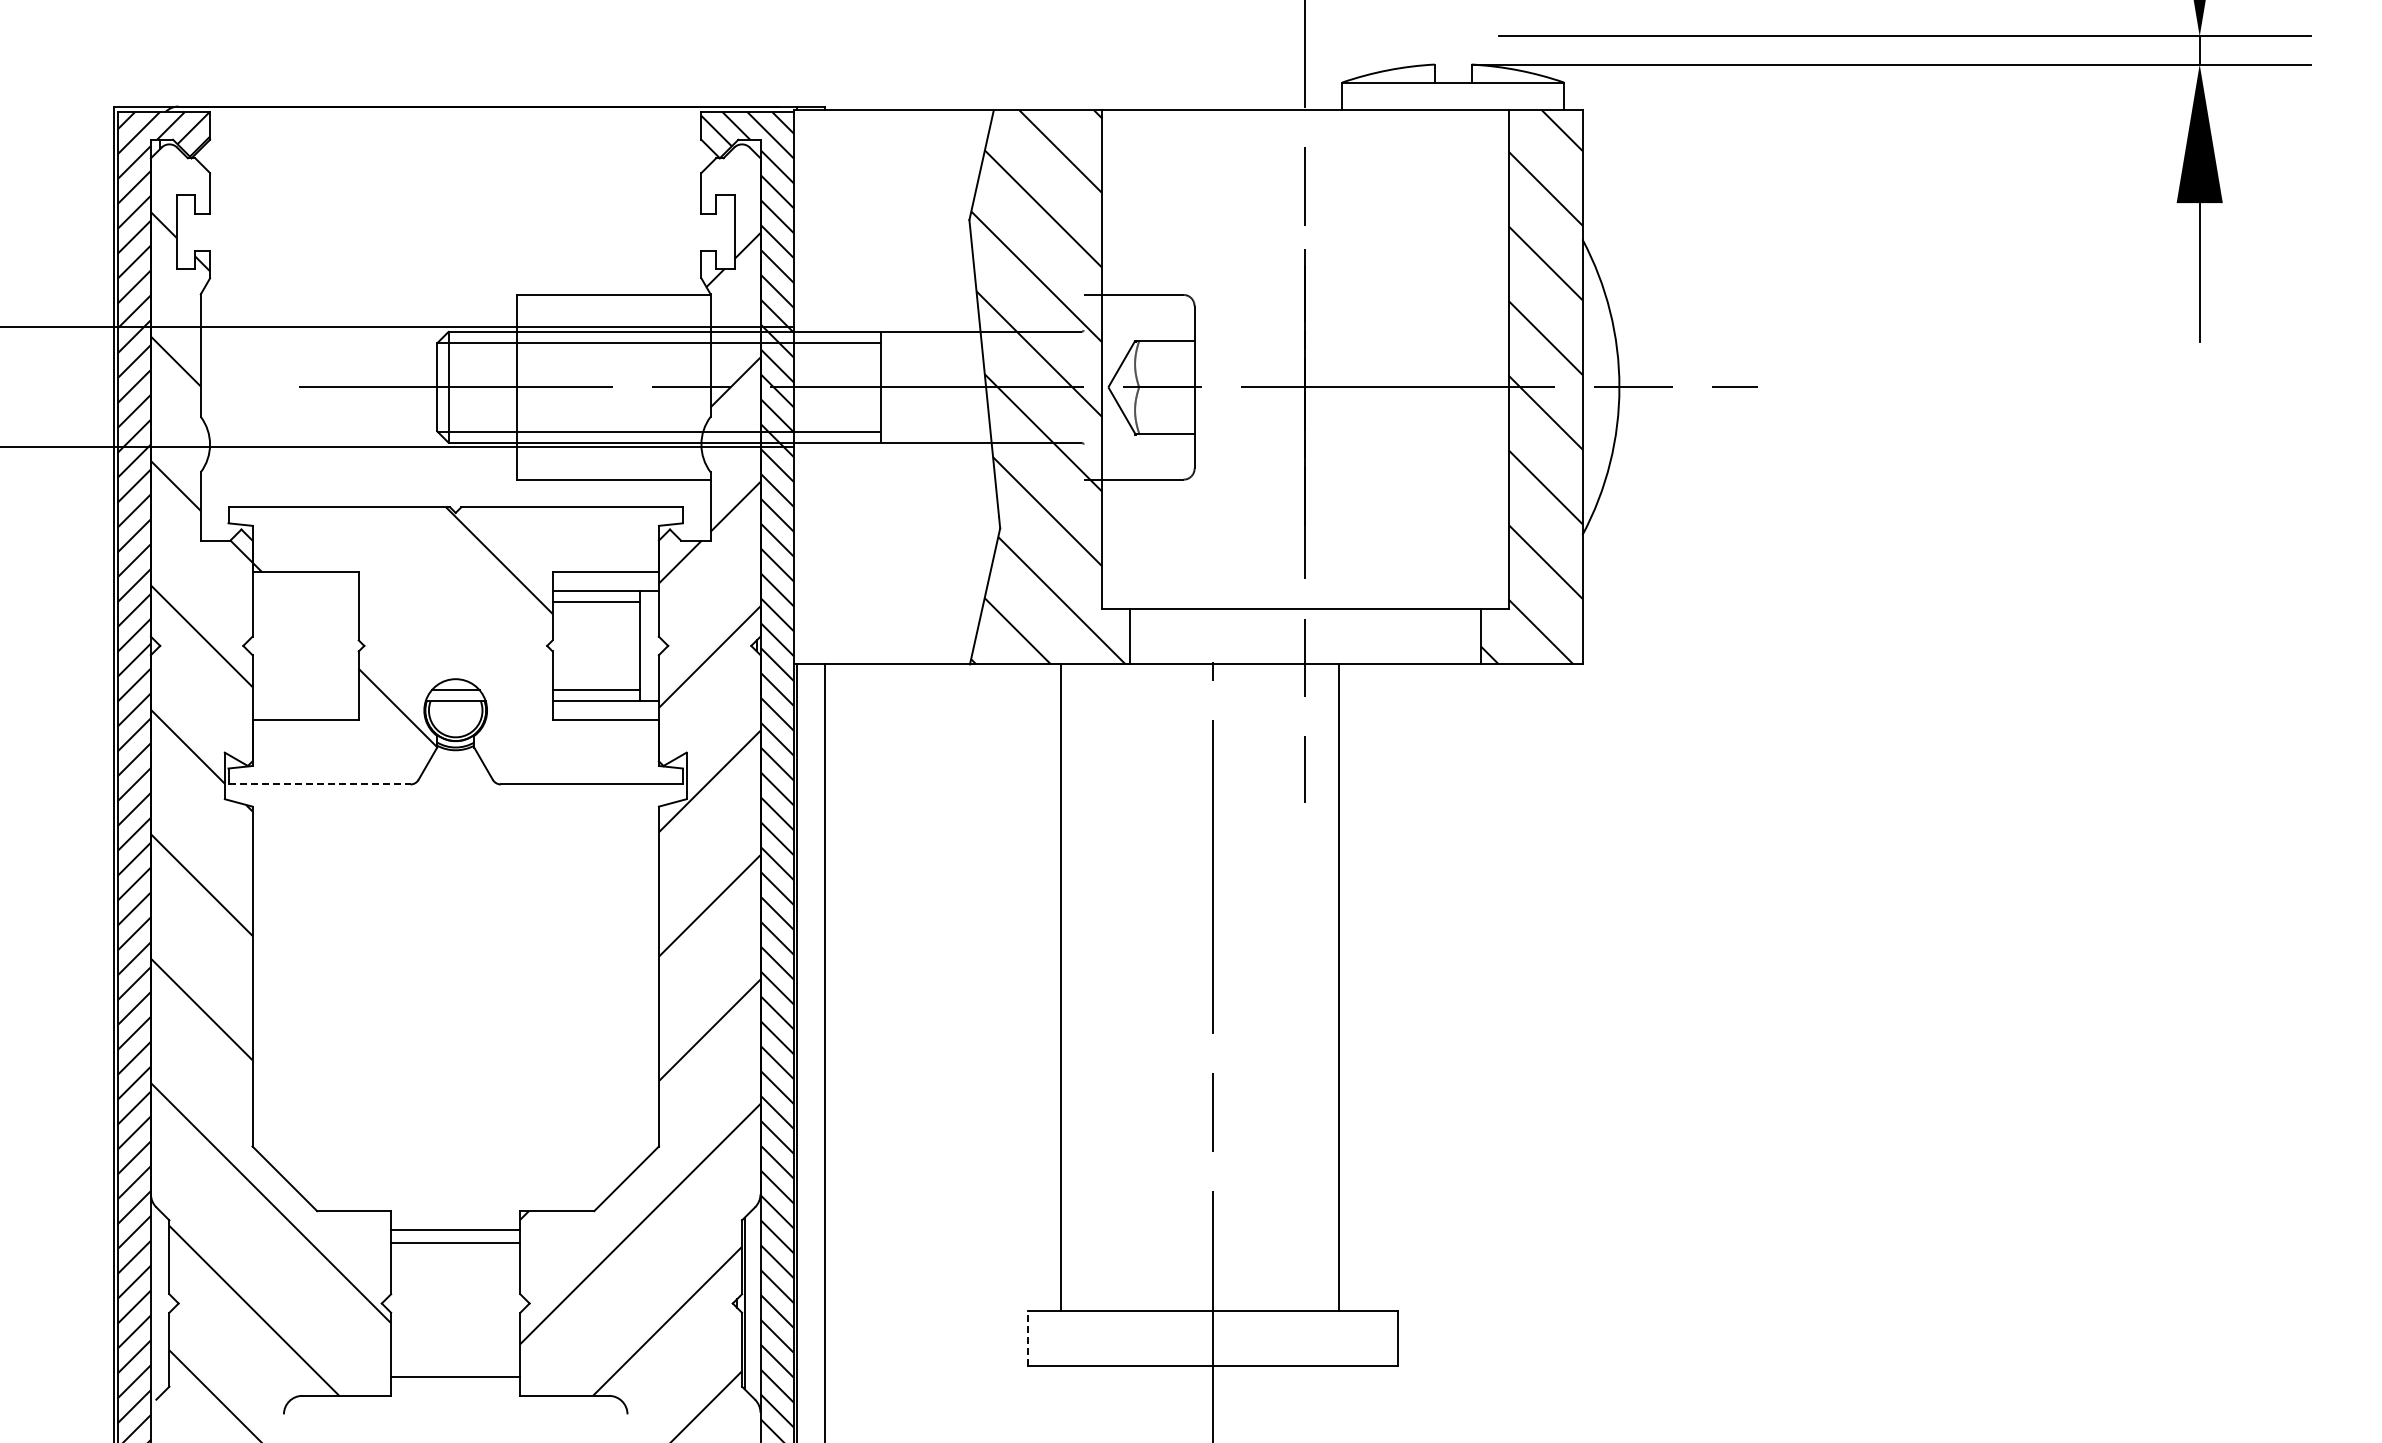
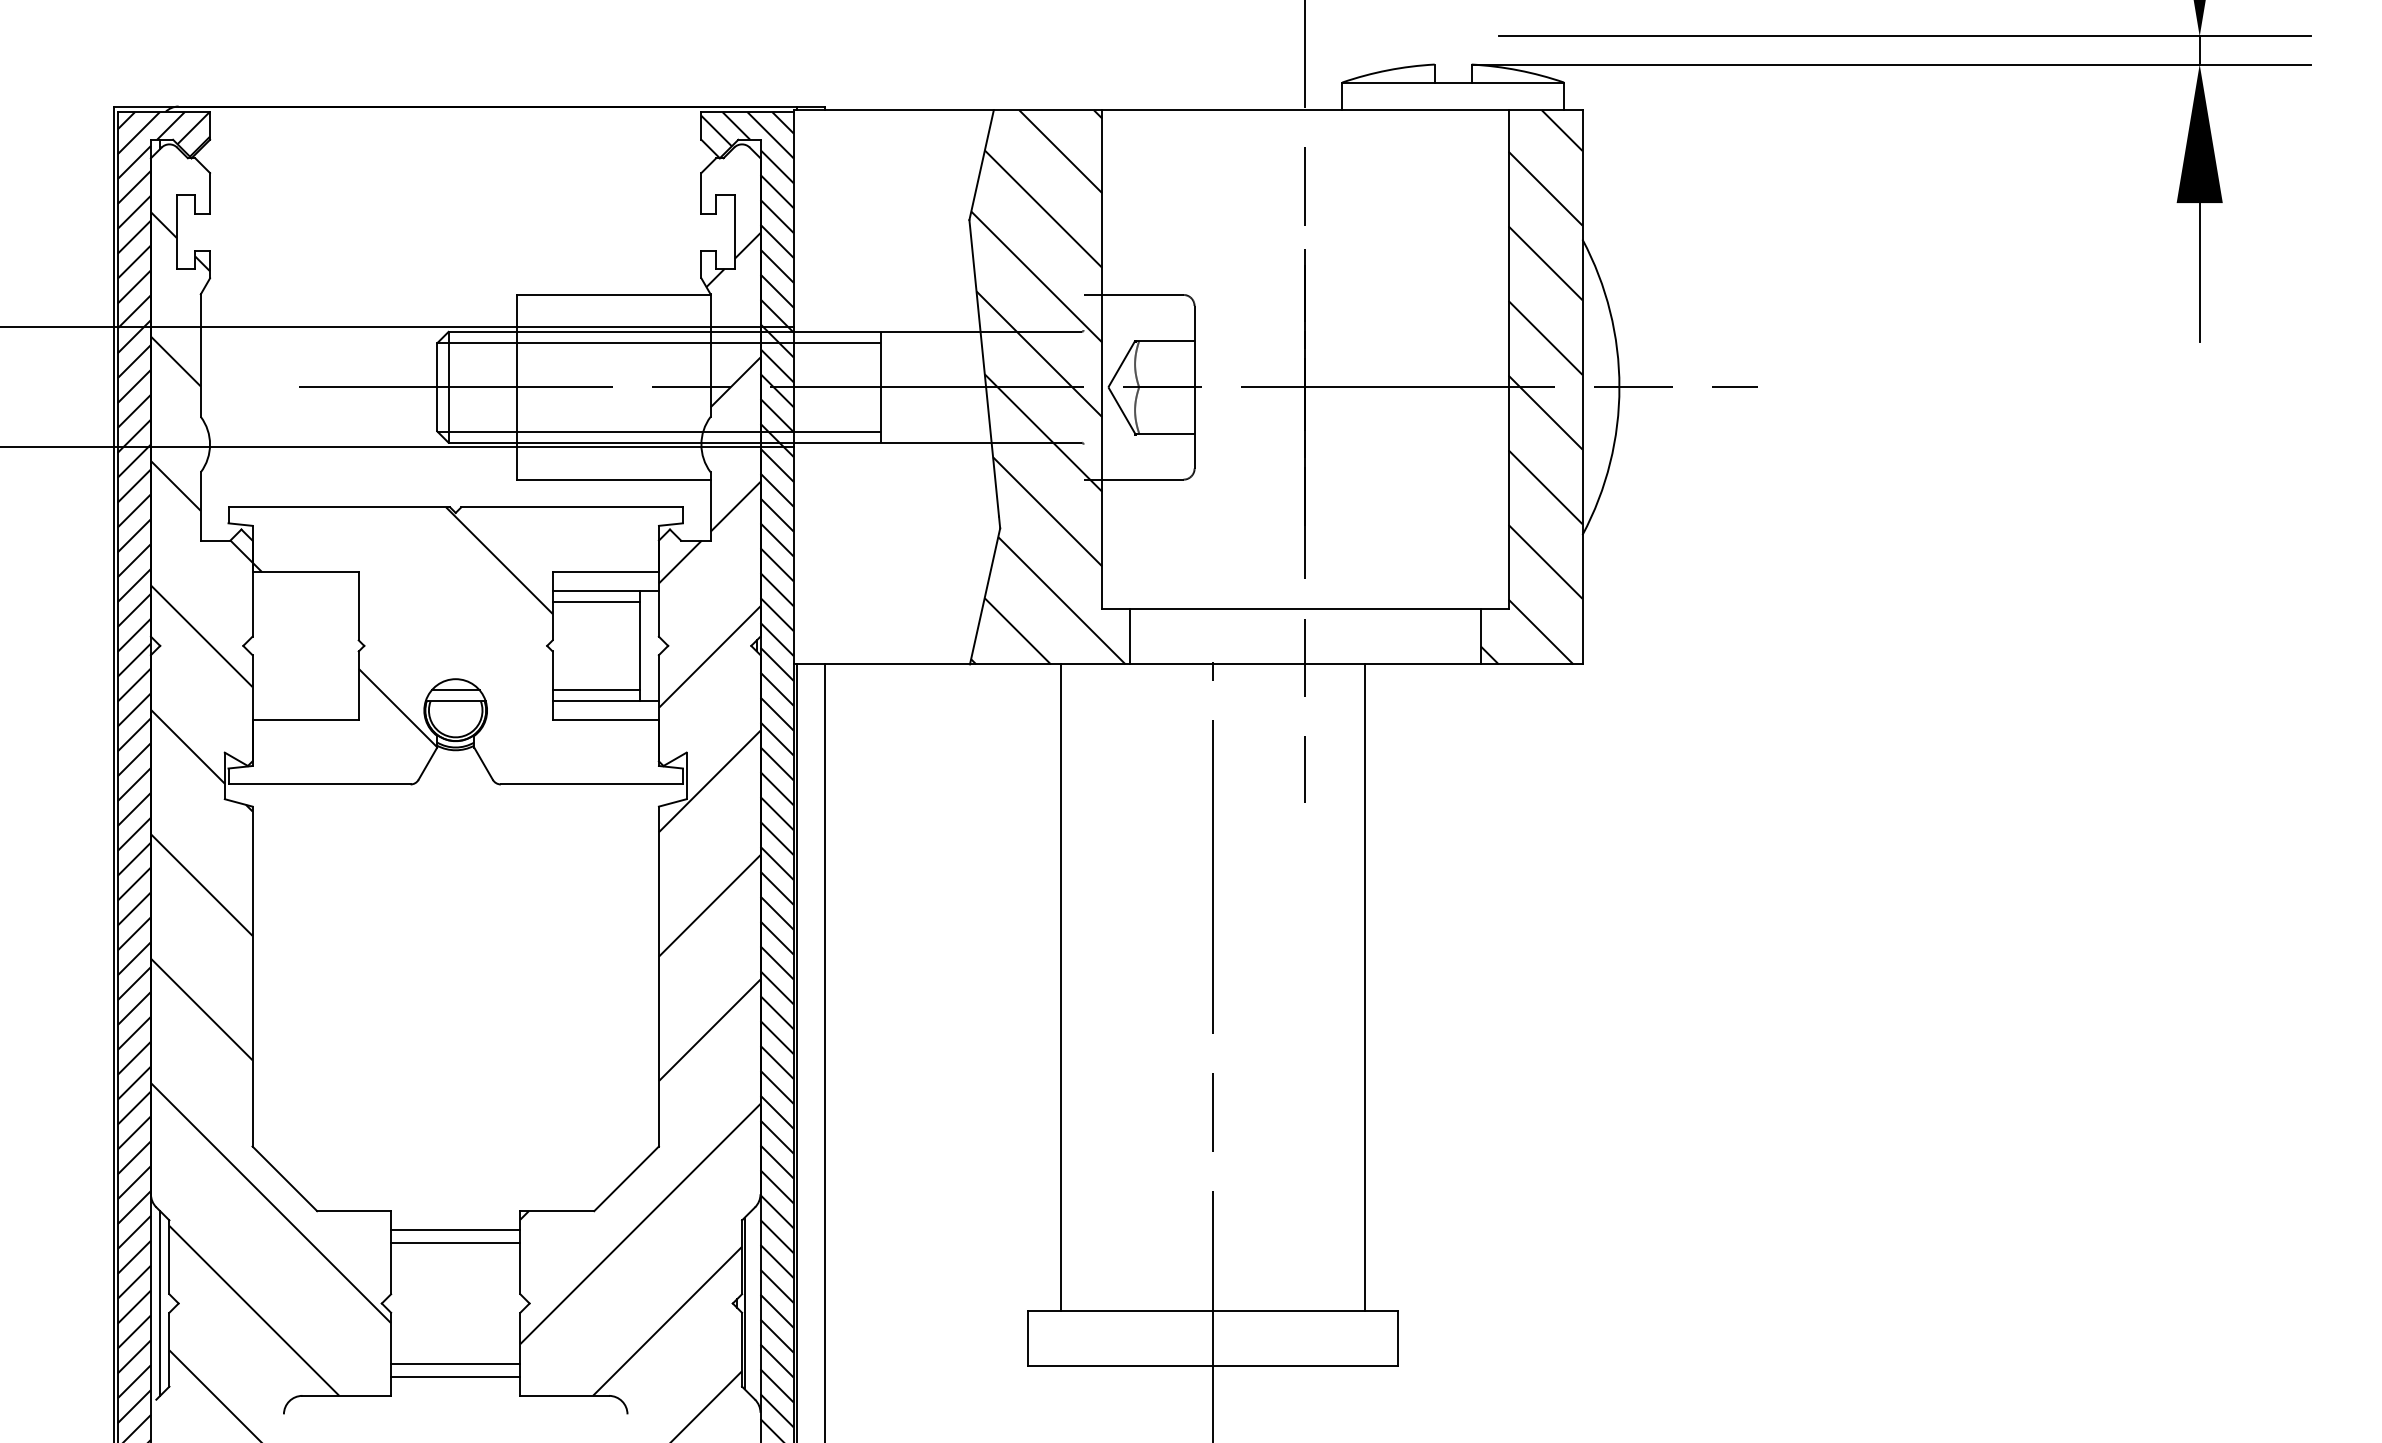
line: dashed -> solid (320, 784)
line position: (1339, 987) -> (1365, 987) (1365, 987)
line: none -> present (160, 1303)
line: dashed -> solid (1028, 1338)
line: none -> present (455, 1363)
